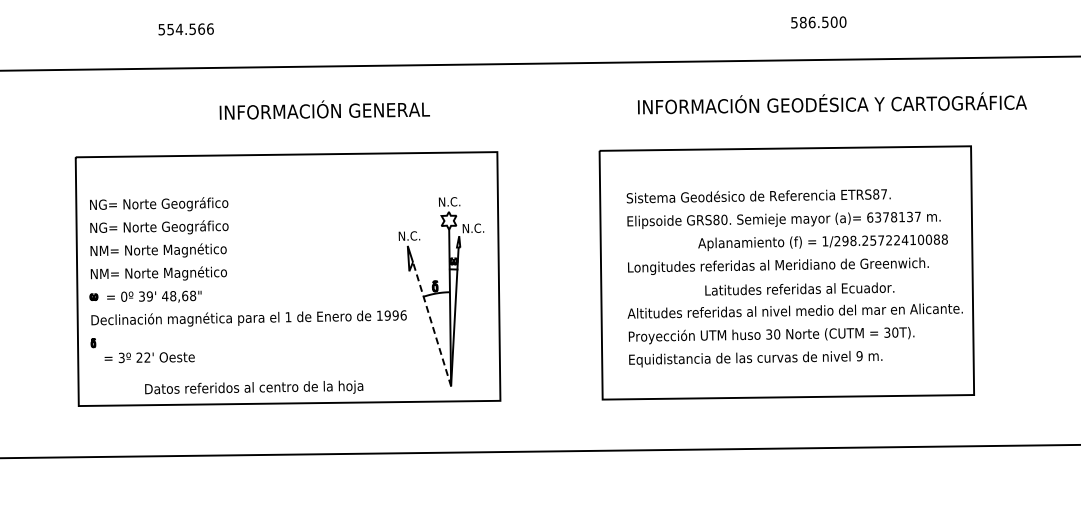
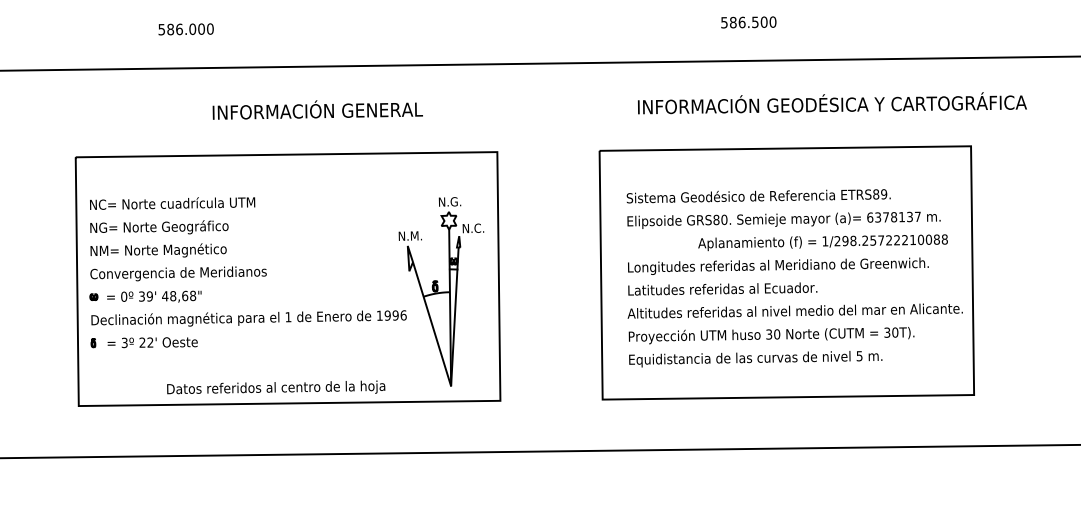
text position: (818, 22) -> (748, 22) (748, 22)
text: 554.566 -> 586.000 (190, 29)
text position: (324, 109) -> (317, 109) (317, 109)
text: ETRS87. -> ETRS89. (884, 194)
text: N.C. -> N.G. (458, 201)
text: NG= Norte Geográfico -> NC= Norte cuadrícula UTM (179, 204)
text: N.C. -> N.M. (415, 235)
text: 1/298.25722410088 -> 1/298.25722210088 (904, 240)
text: NM= Norte Magnético -> Convergencia de Meridianos (178, 273)
text position: (799, 288) -> (722, 288) (722, 288)
line: dashed -> solid (432, 324)
text: 9 -> 5 (859, 356)
text position: (149, 357) -> (152, 342) (152, 342)
text position: (254, 387) -> (276, 387) (276, 387)
